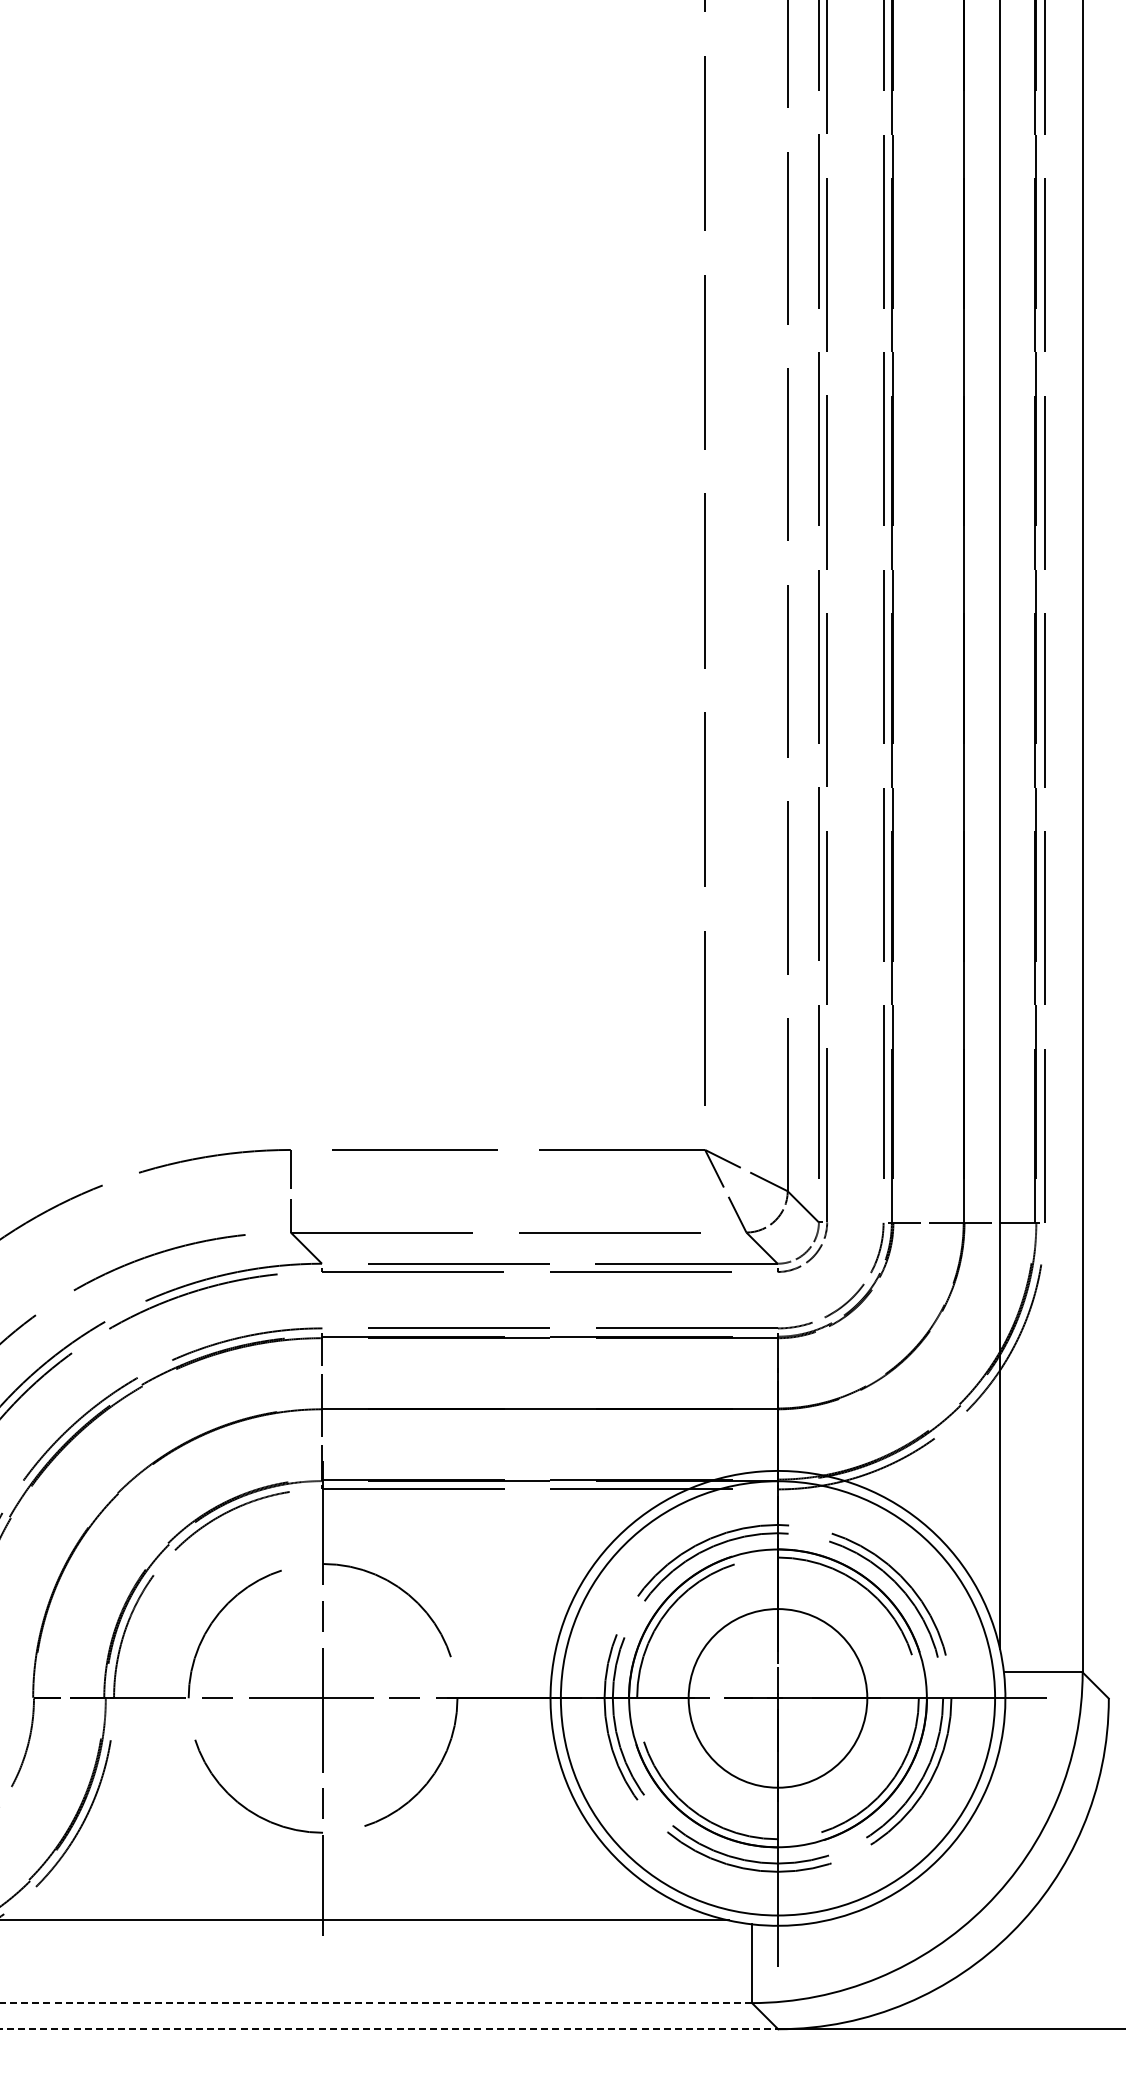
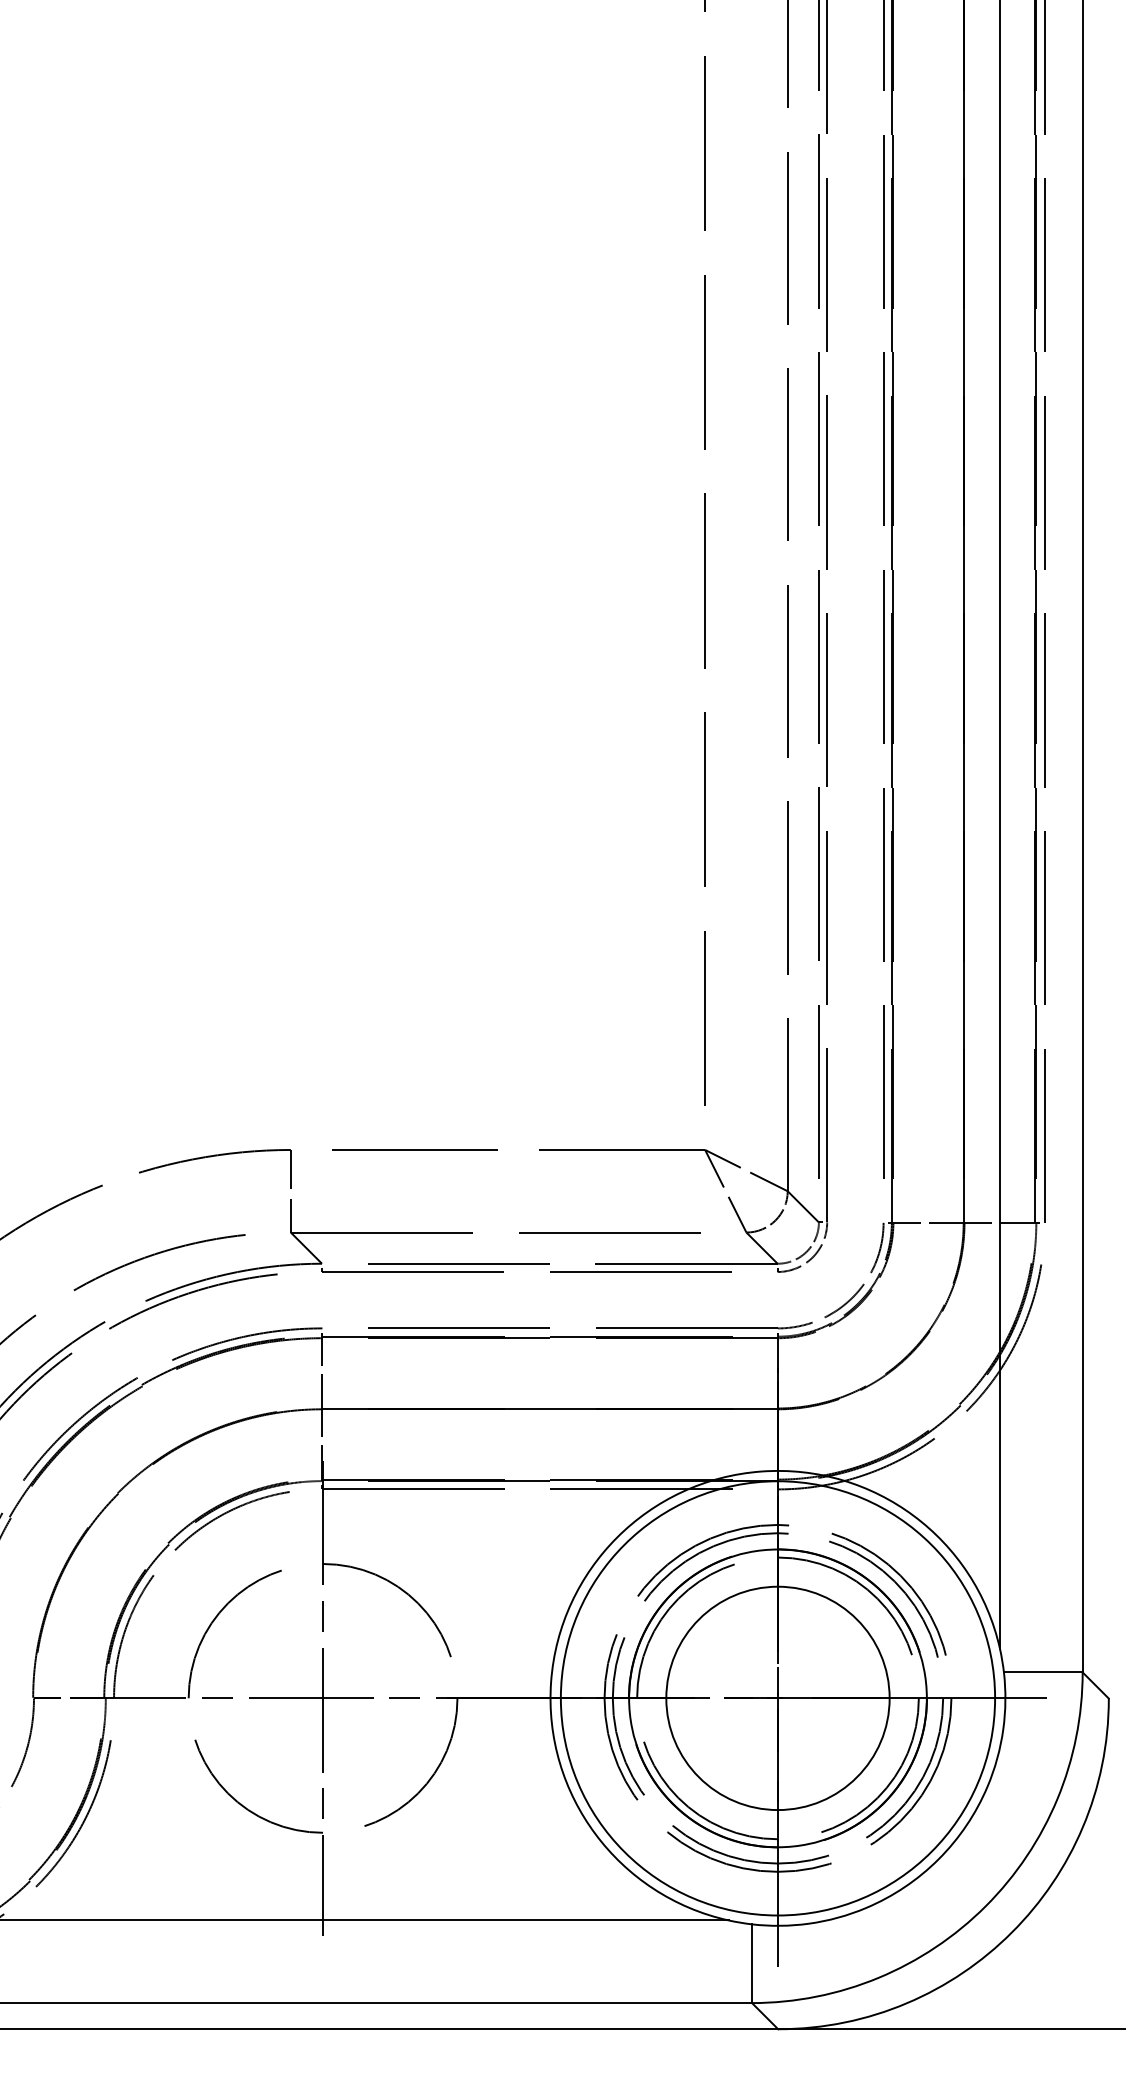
circle diameter: 179 px -> 223 px (777, 1698)
line: dashed -> solid (376, 2003)
line: dashed -> solid (389, 2029)
